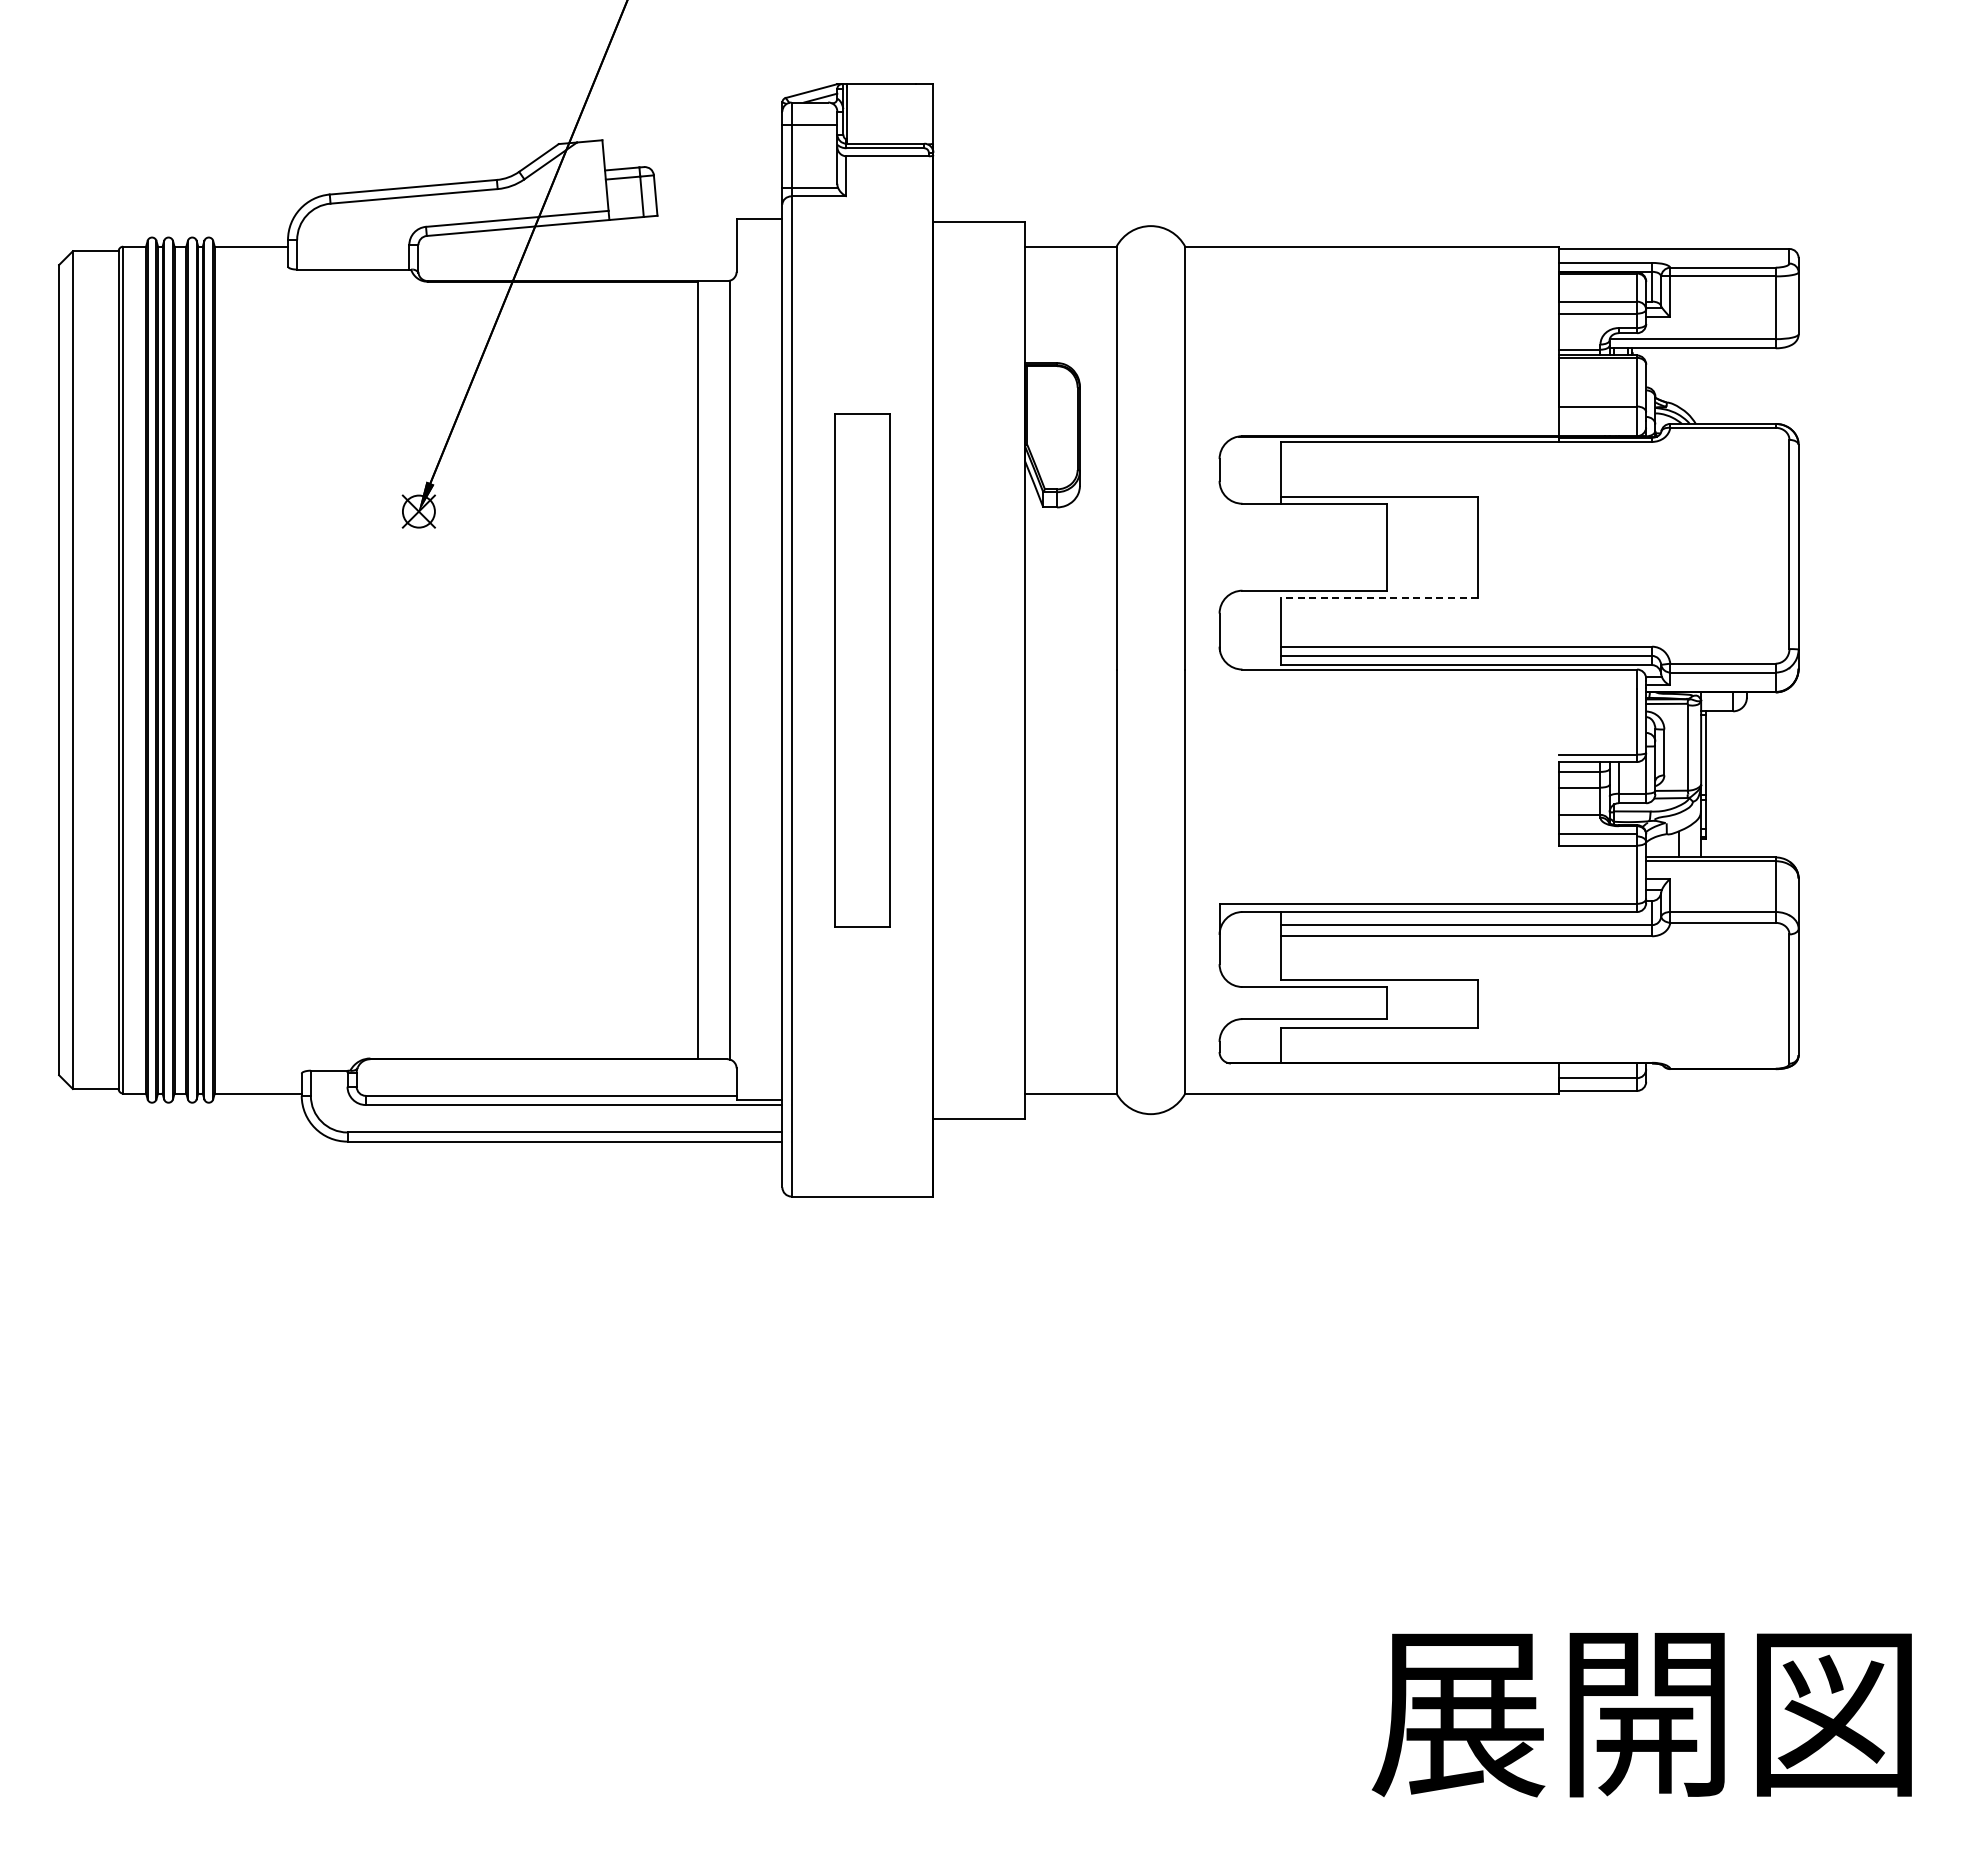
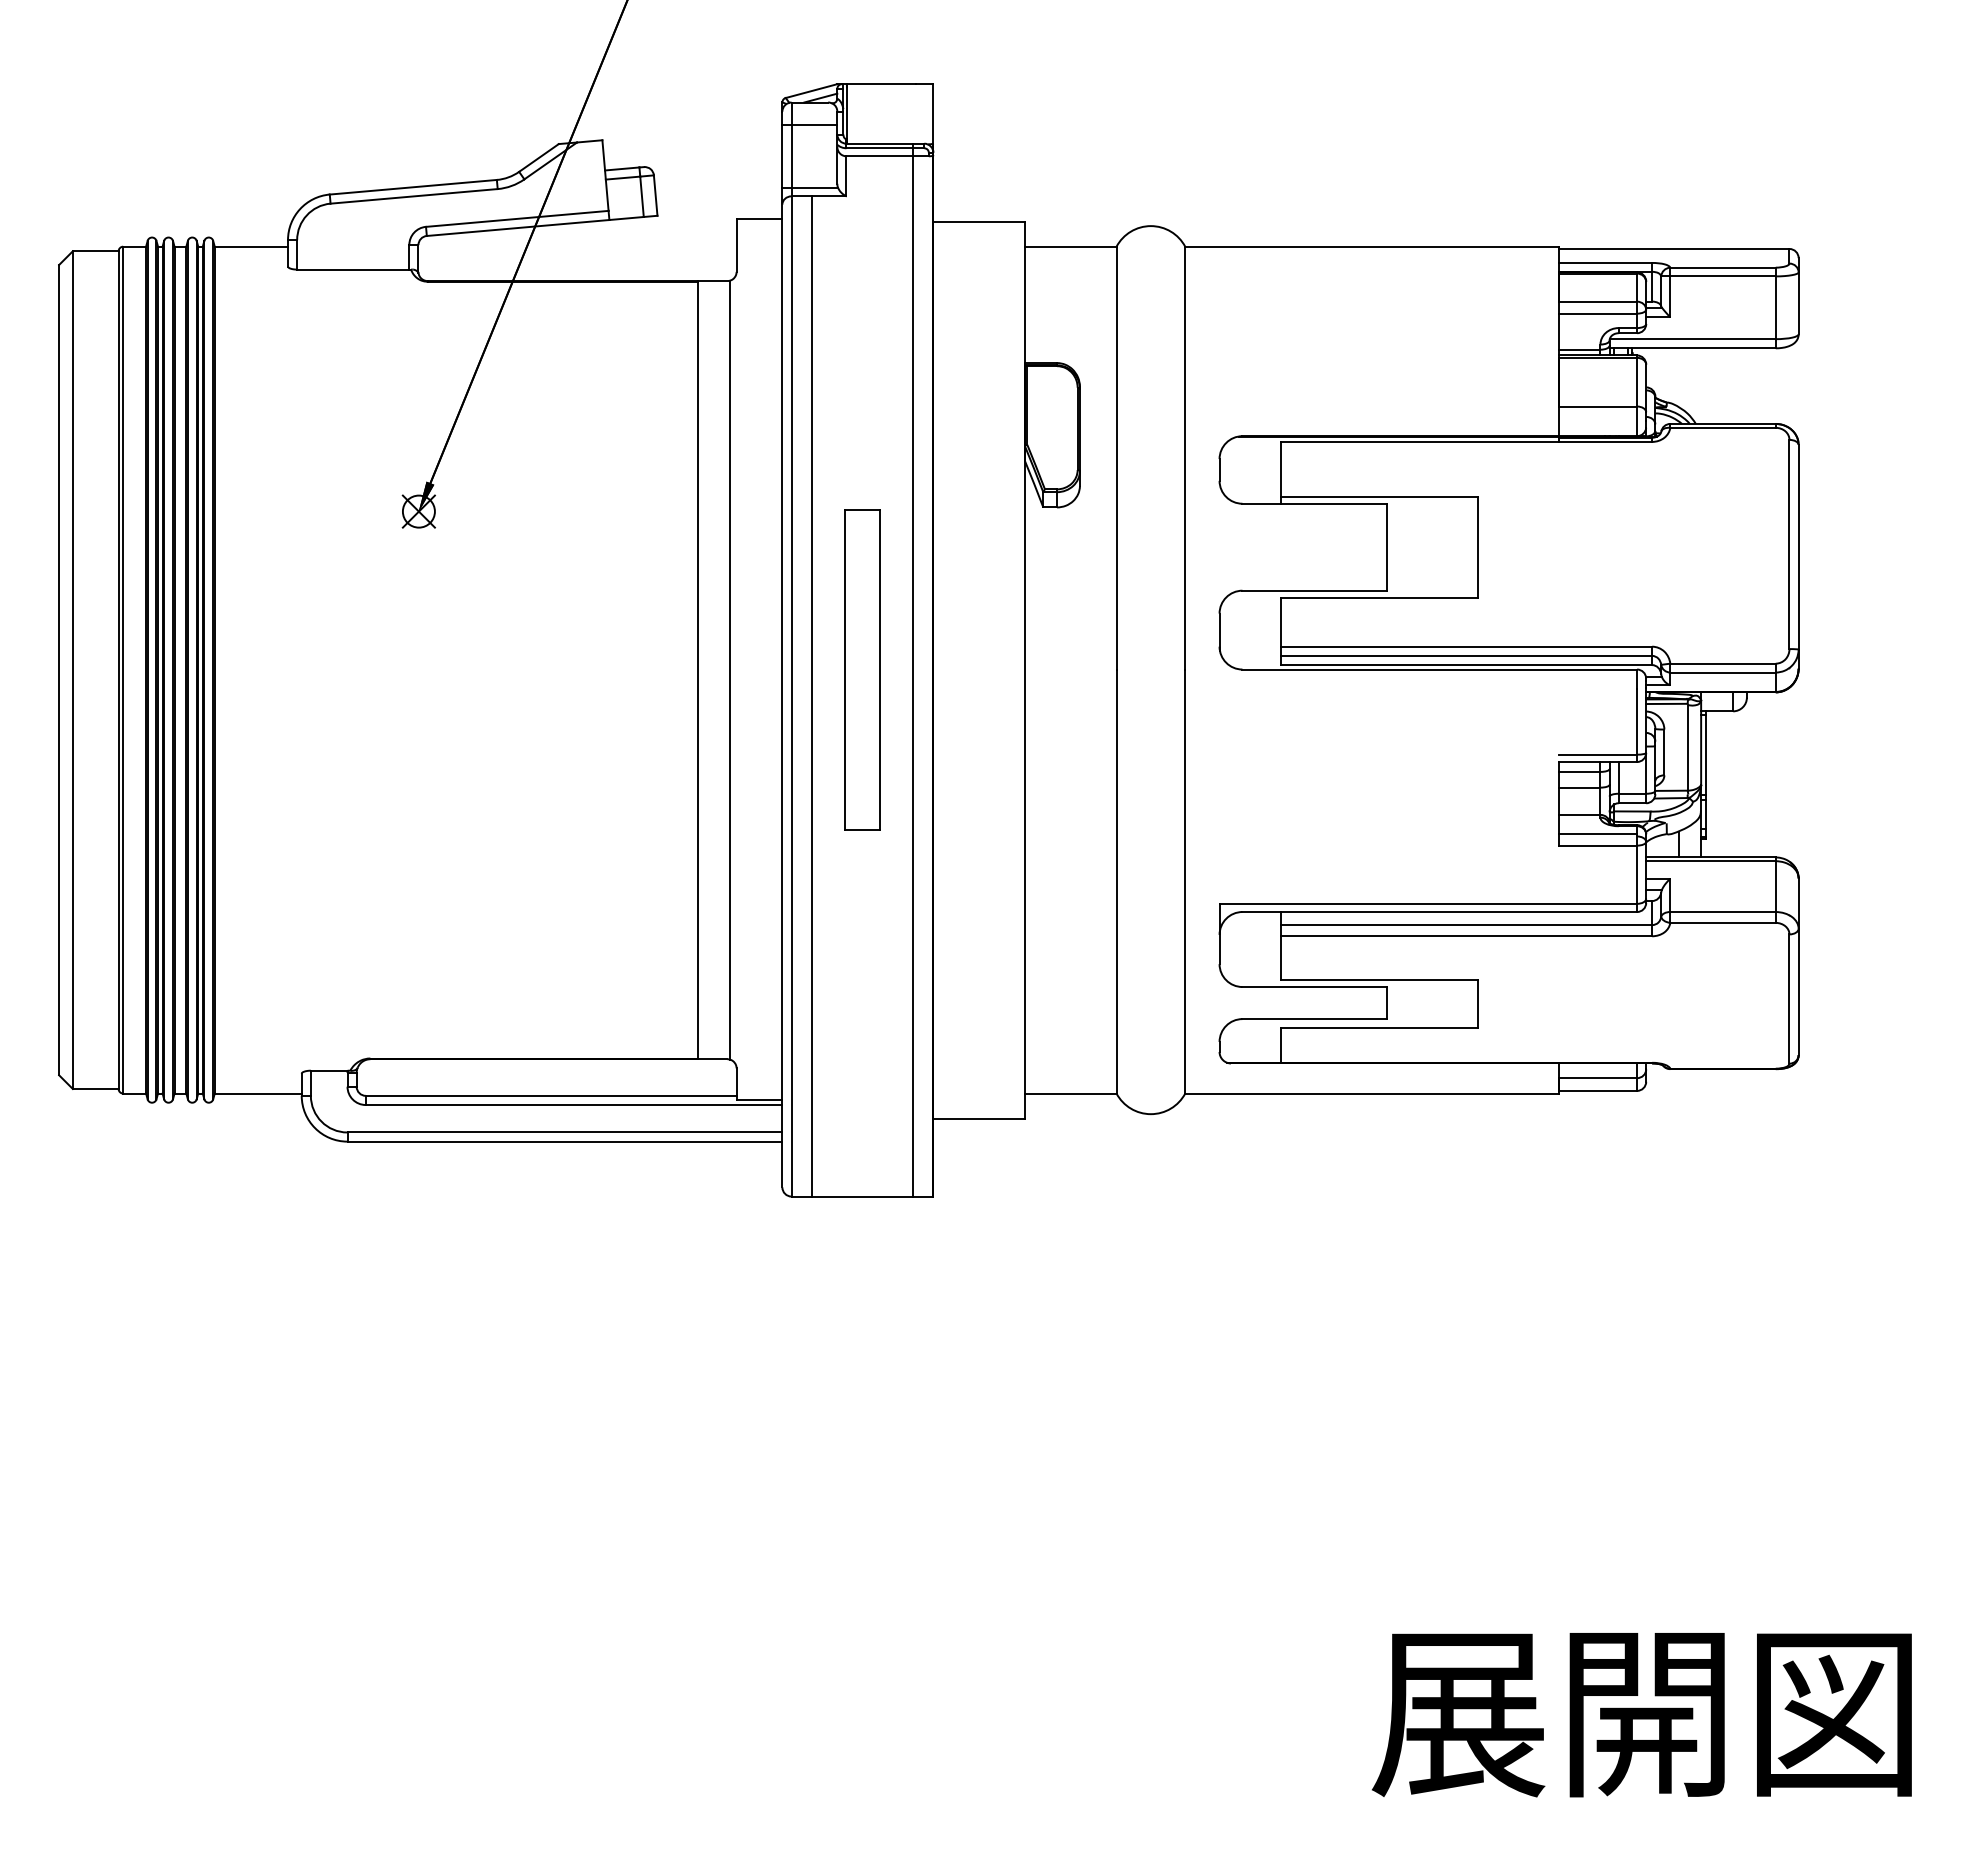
line: dashed -> solid (1379, 597)
line: none -> present (912, 669)
part size: 57x515 px -> 37x322 px (862, 669)
line: none -> present (812, 696)
